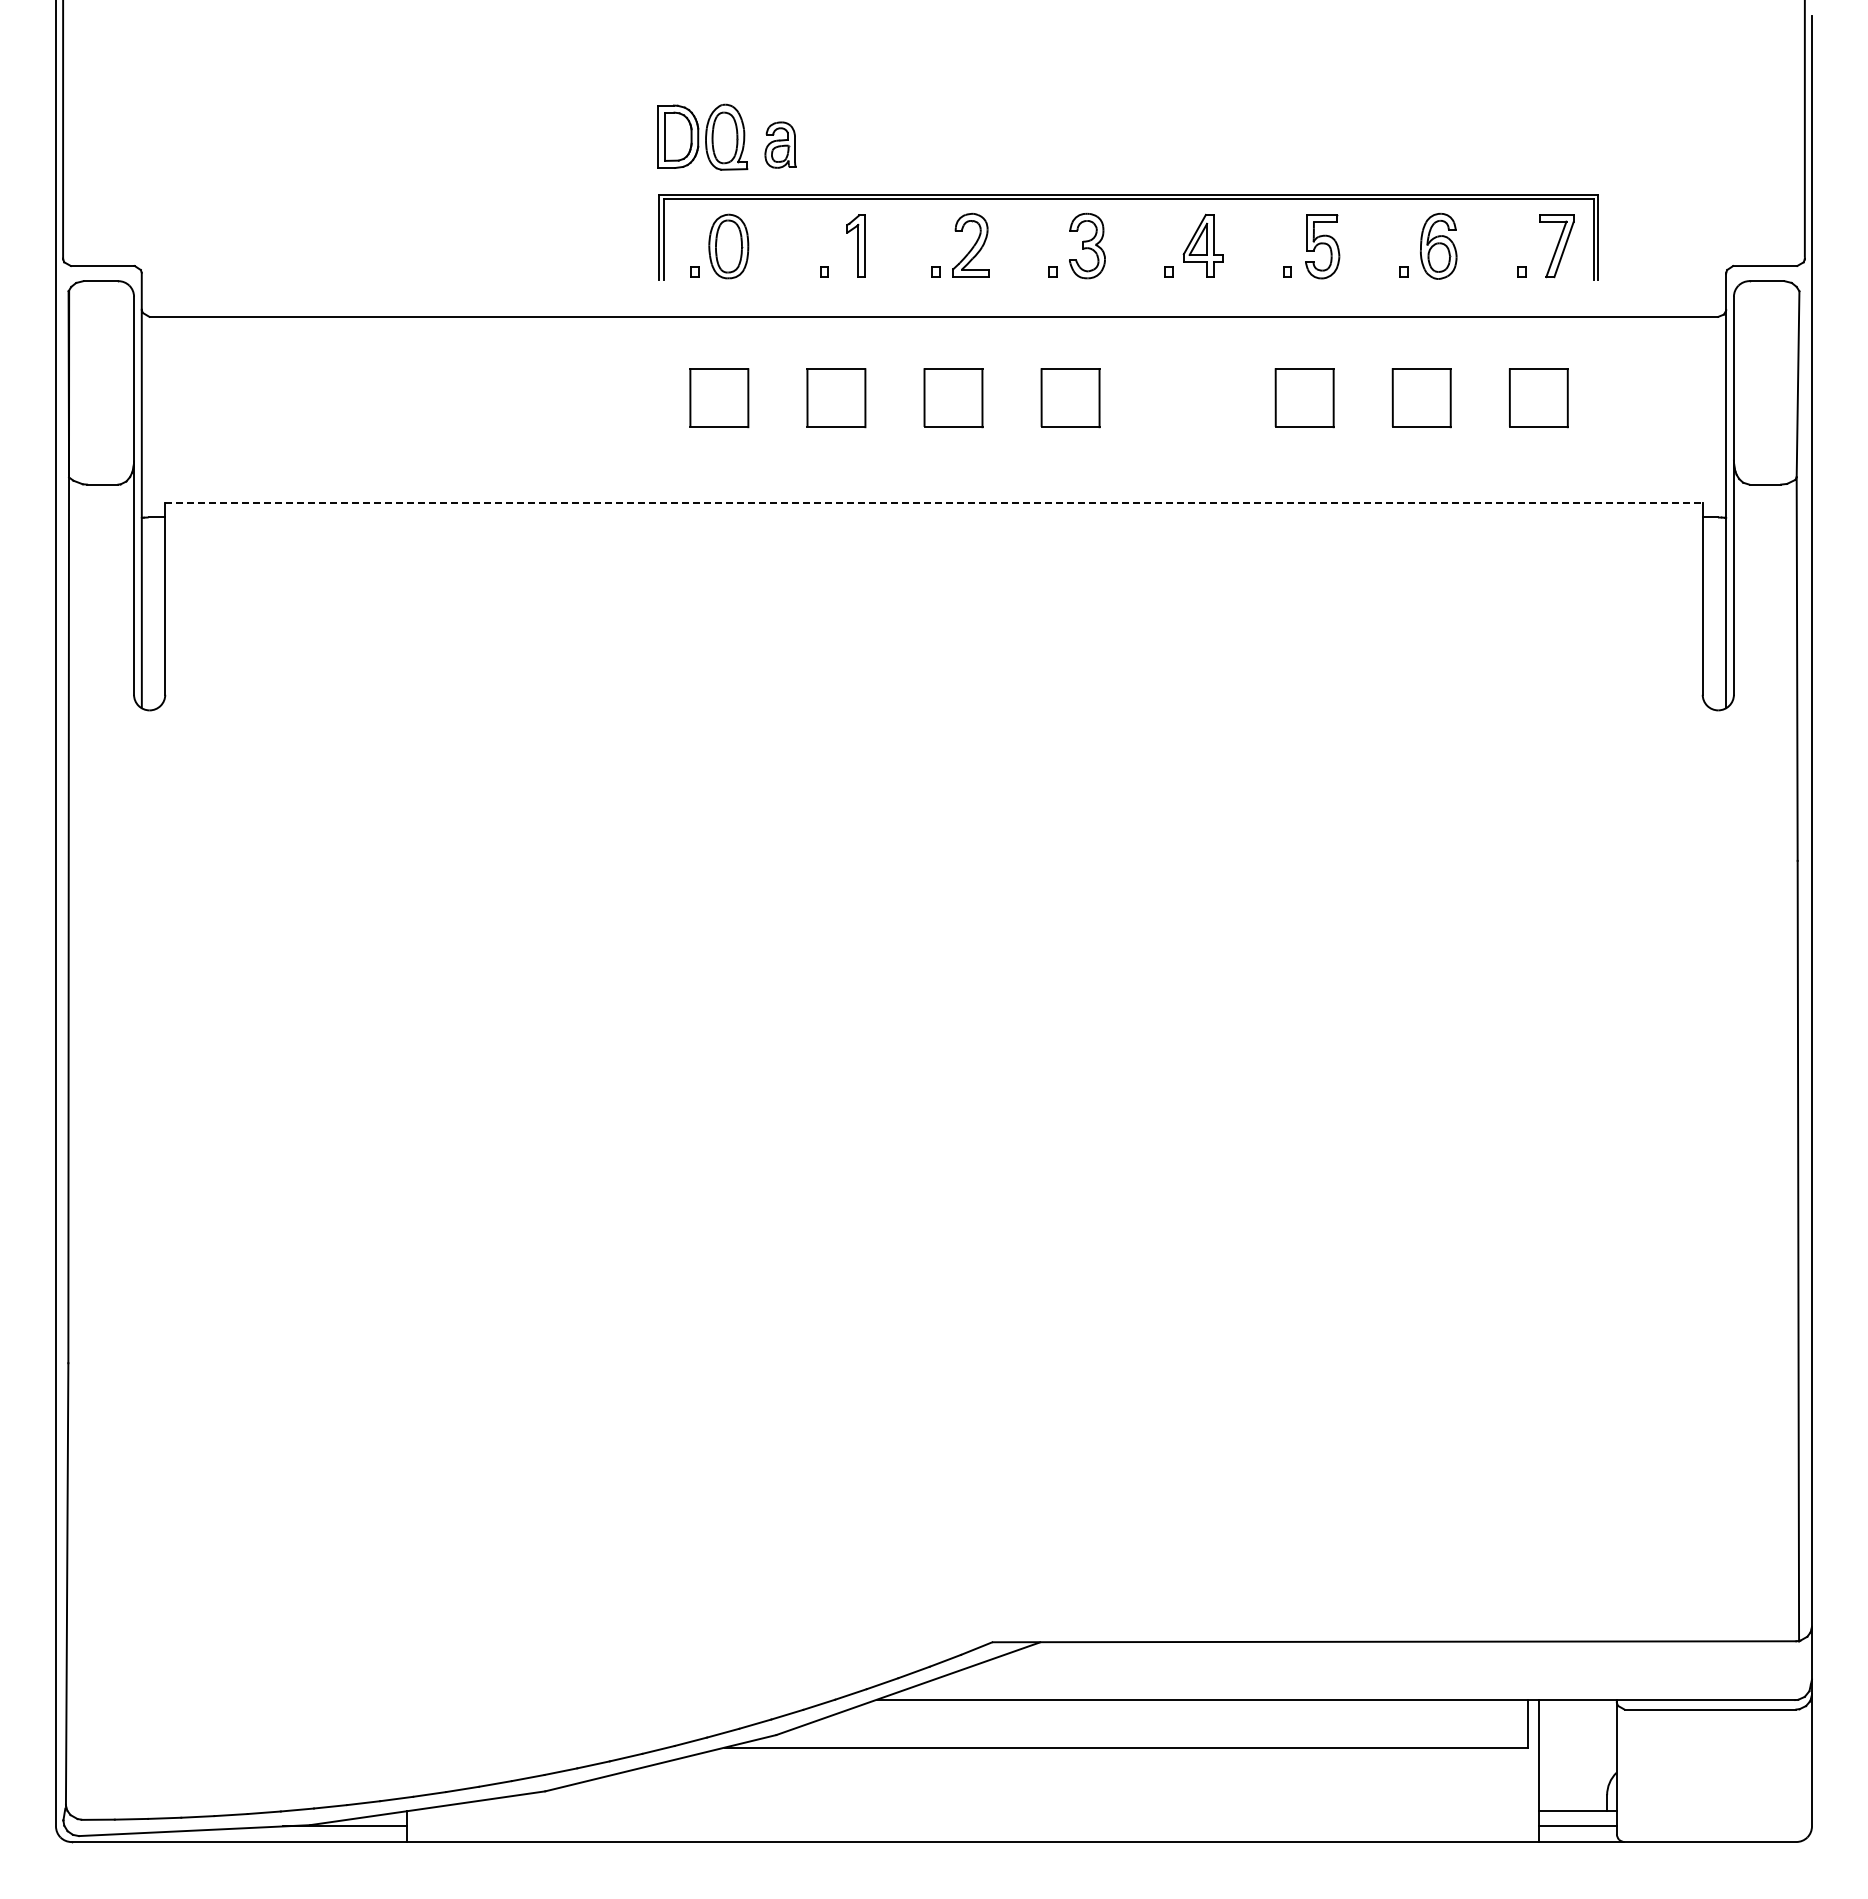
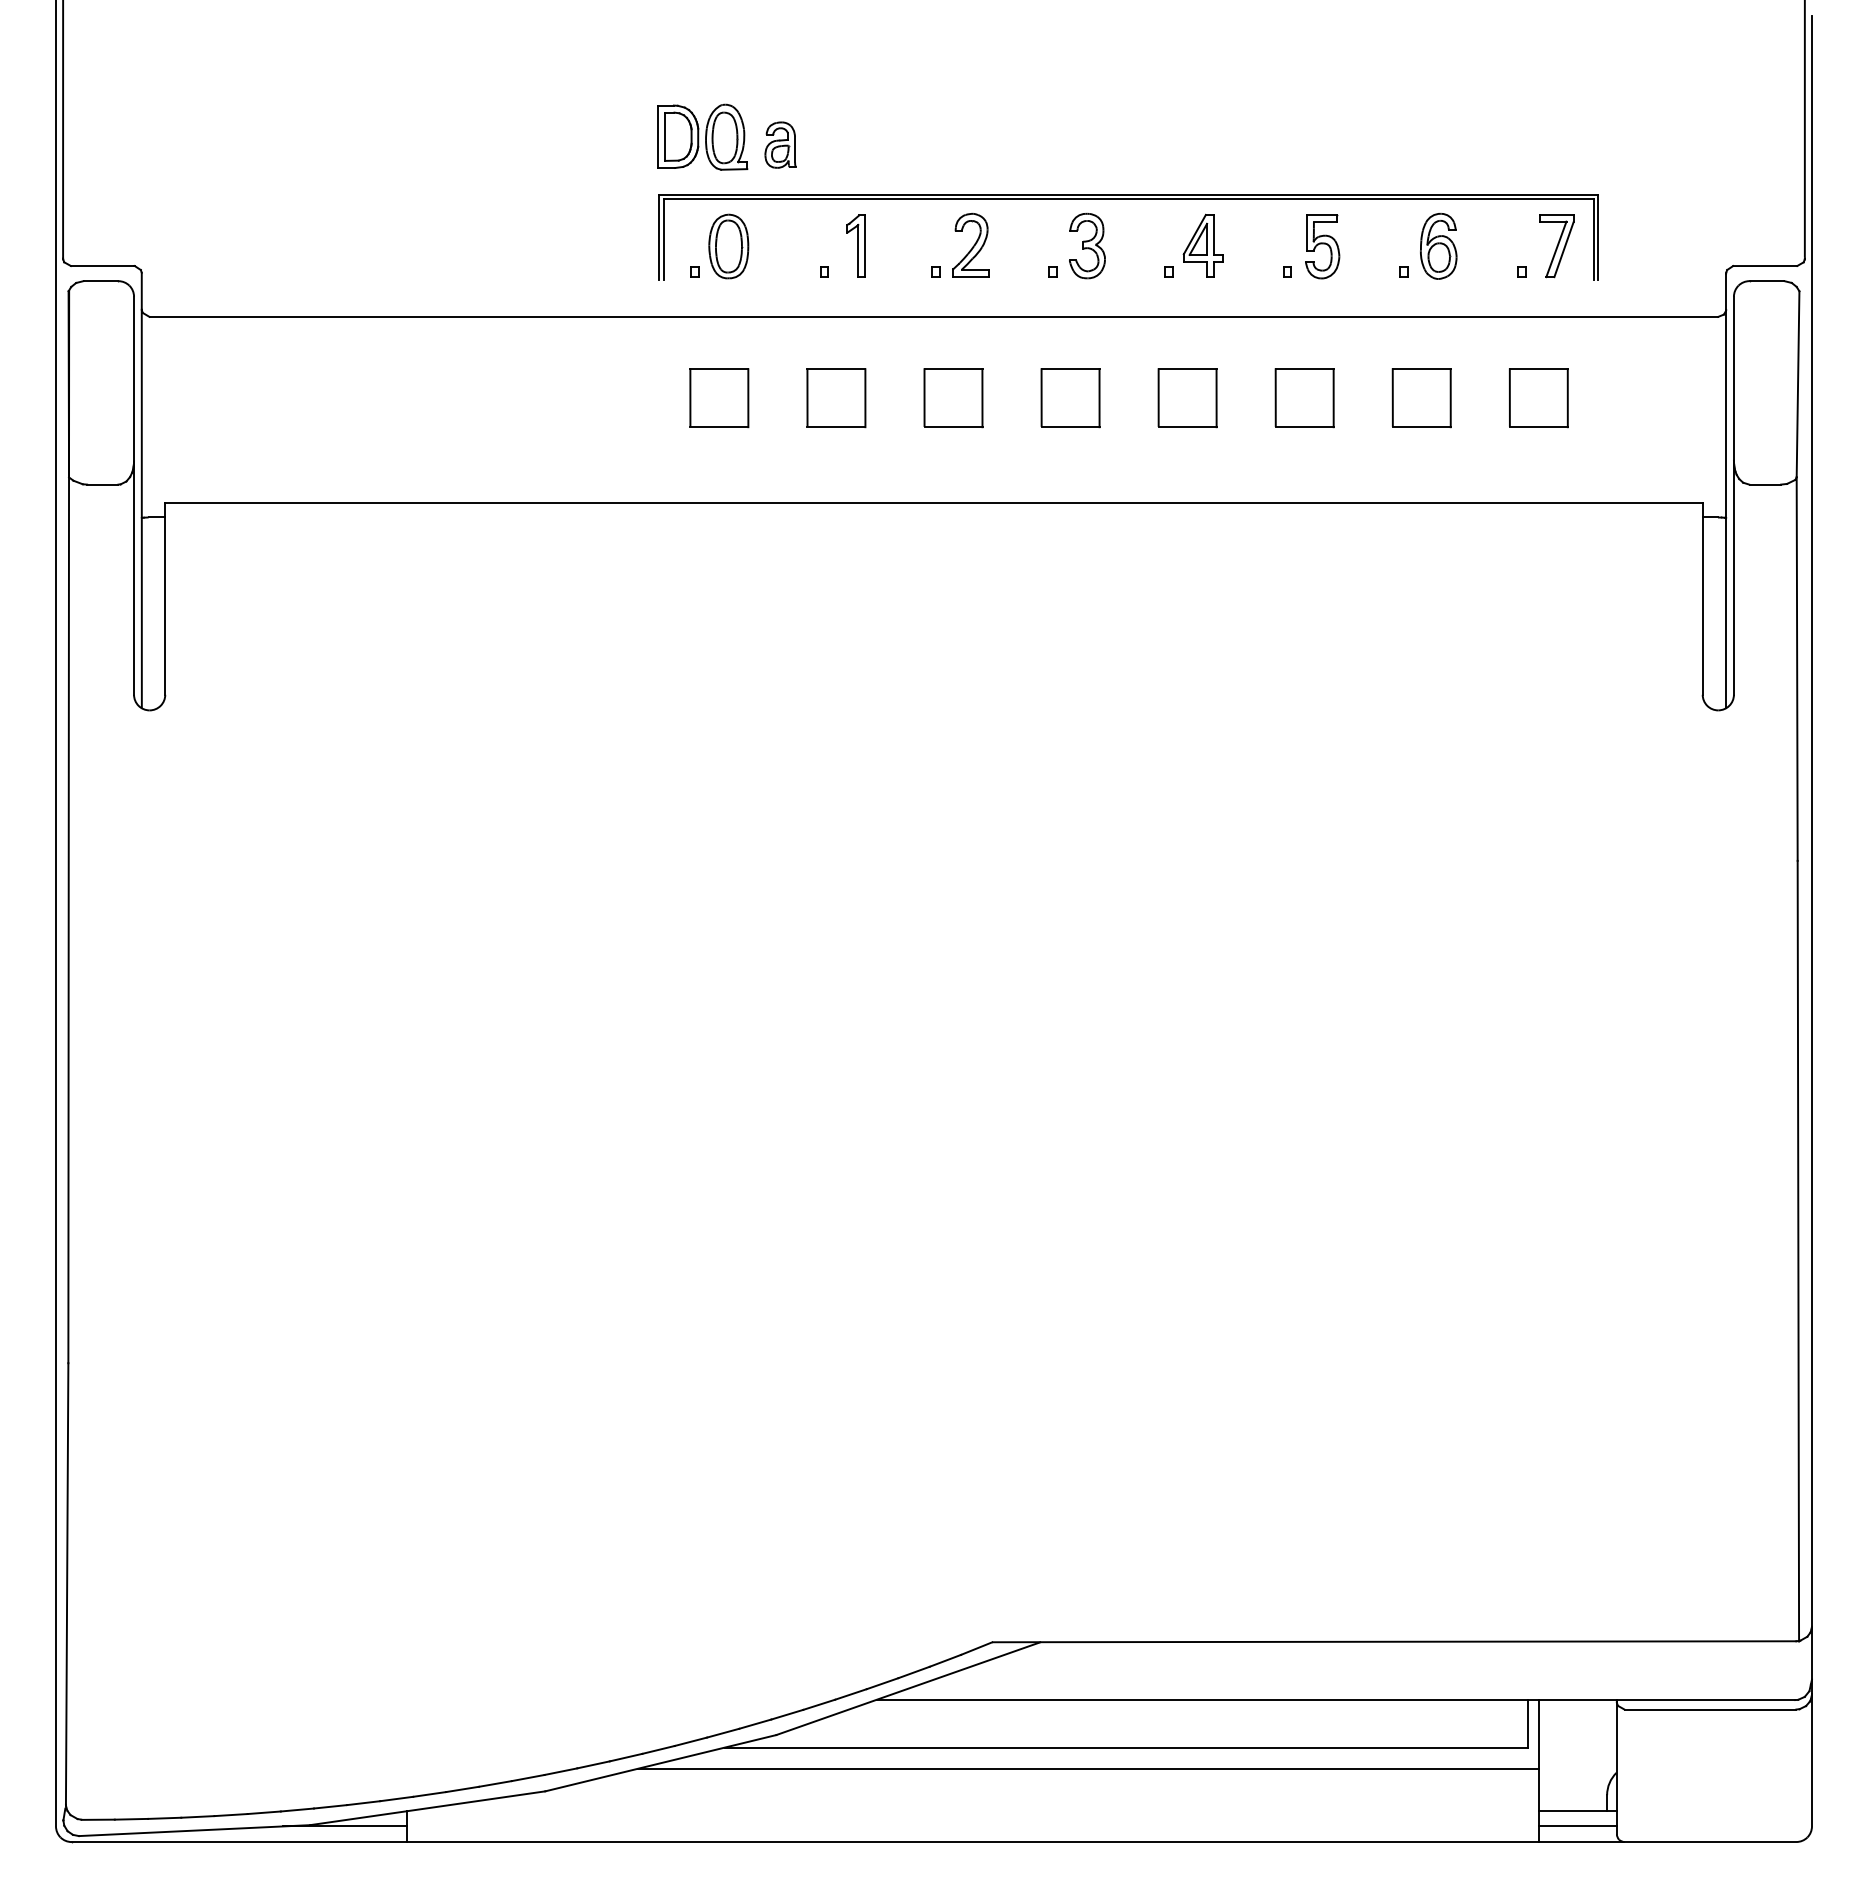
part: none -> present (1187, 398)
line: dashed -> solid (933, 502)
line: none -> present (1088, 1768)
